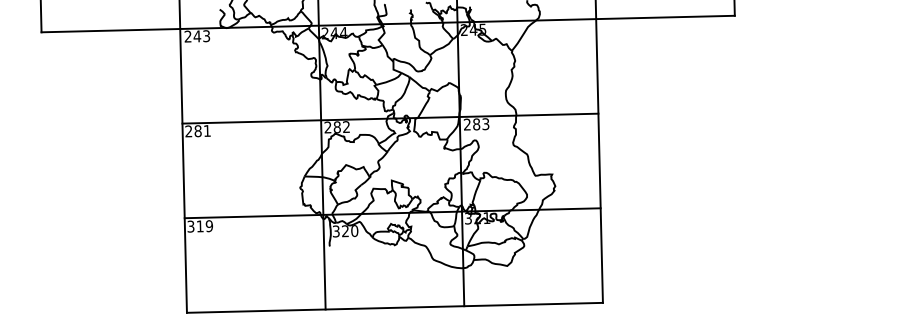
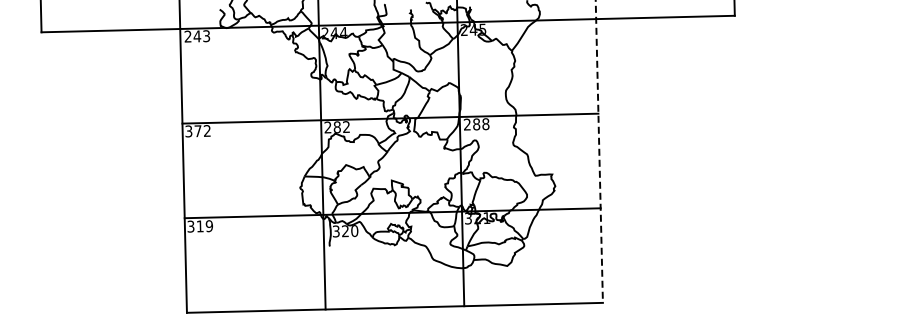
text: 283 -> 288 (485, 124)
text: 281 -> 372 (197, 131)
line: solid -> dashed (599, 152)
